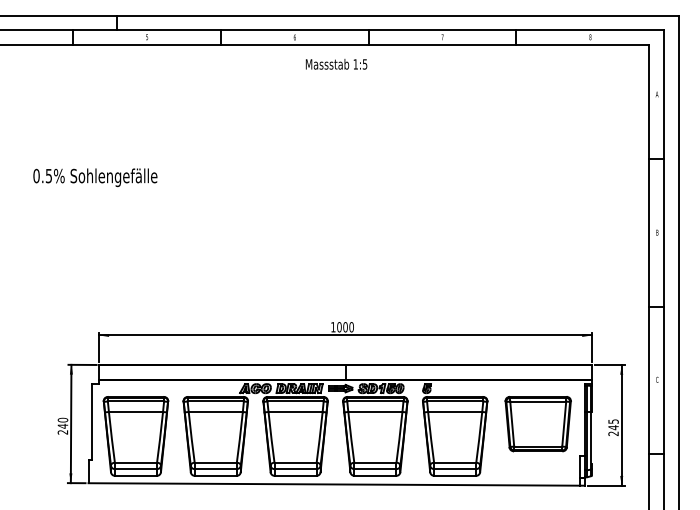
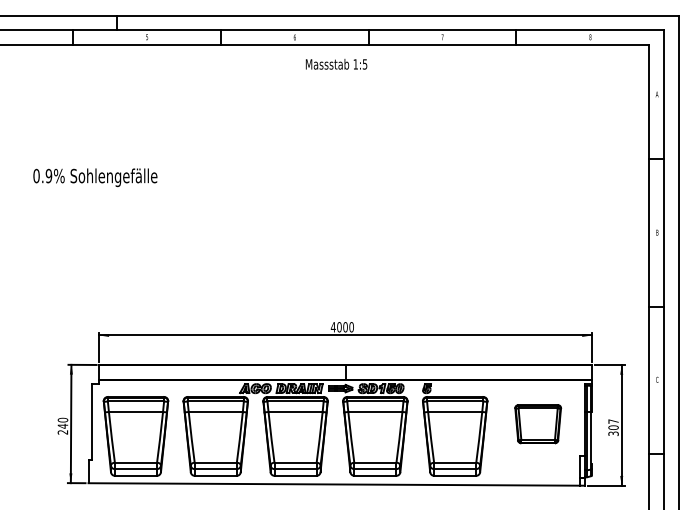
text: 0.5% -> 0.9% (48, 175)
text: 1000 -> 4000 (332, 327)
part size: 68x57 px -> 49x41 px (538, 424)
text: 245 -> 307 (613, 427)
